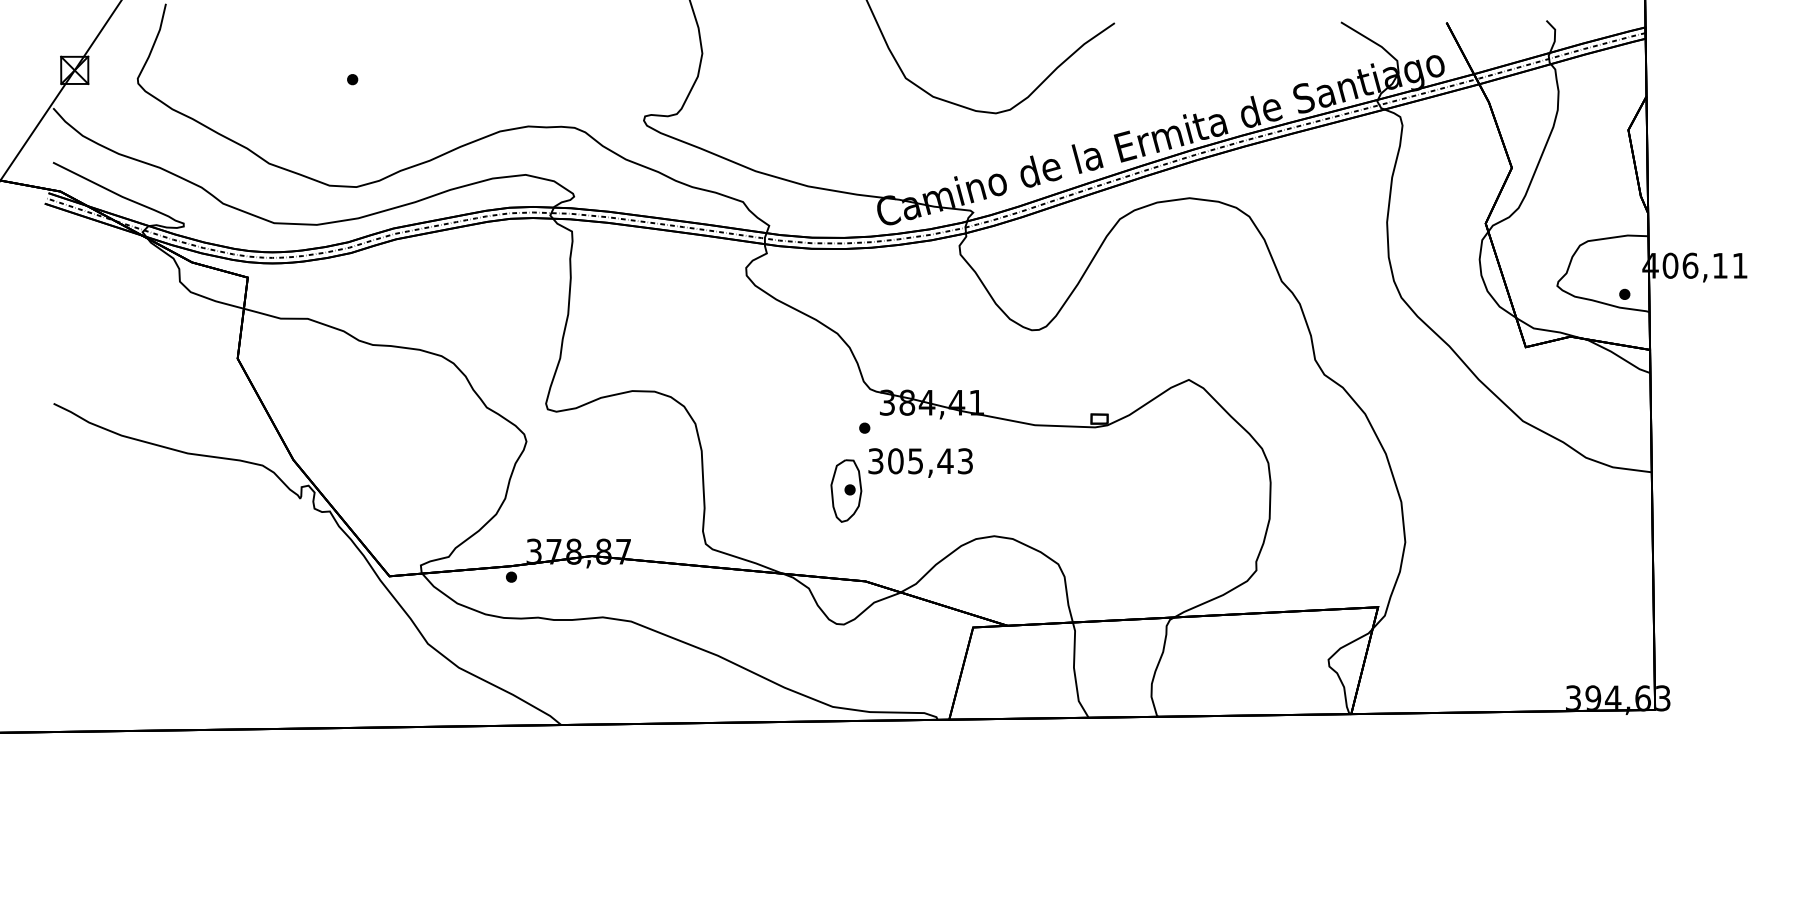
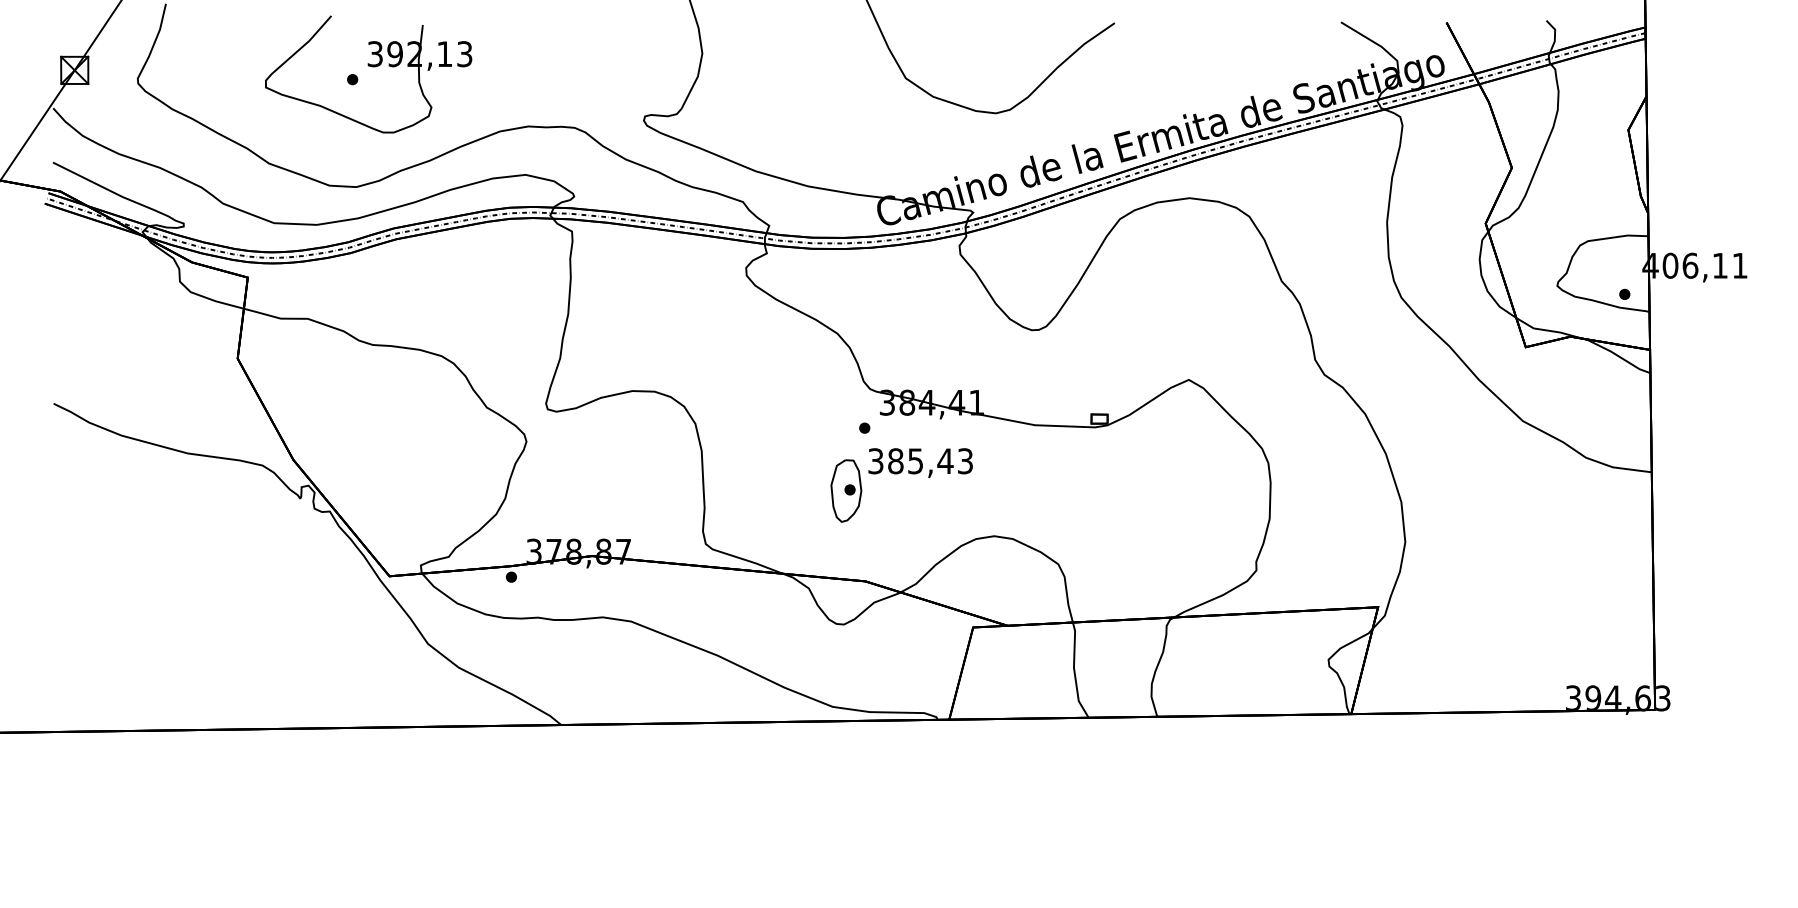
part: none -> present (371, 67)
text: 305,43 -> 385,43 (895, 460)
